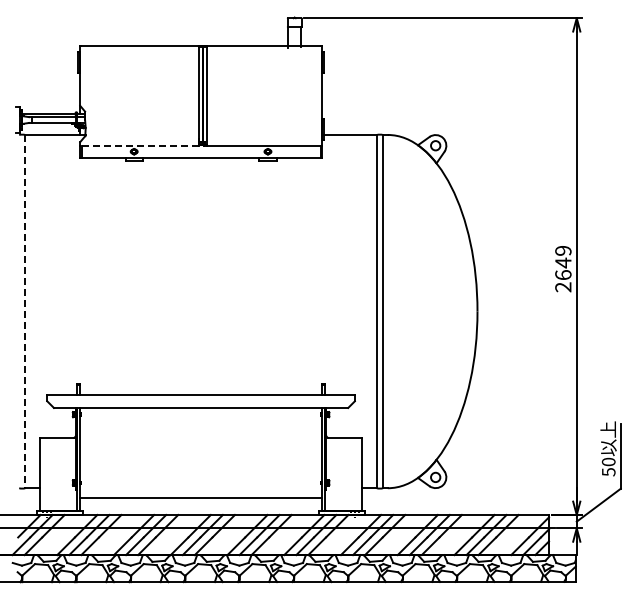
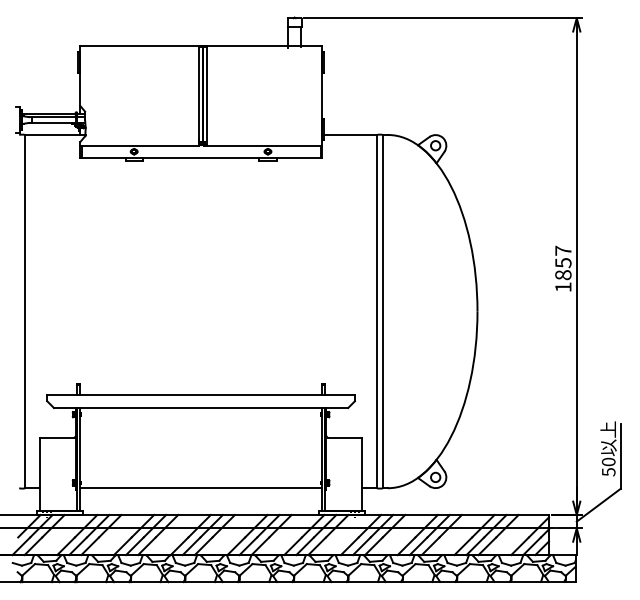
line: dashed -> solid (139, 145)
text: 2649 -> 1857 (563, 268)
line: dashed -> solid (25, 311)
line position: (201, 498) -> (201, 488) (201, 488)
